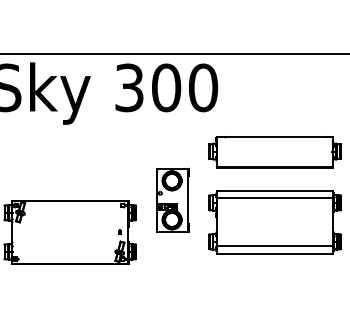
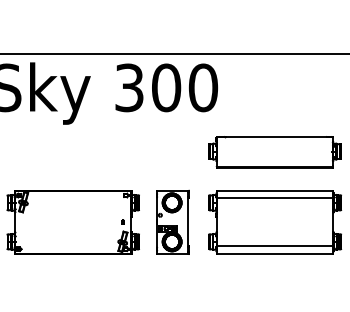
part position: (172, 199) -> (172, 221) (172, 221)
part position: (69, 232) -> (72, 222) (72, 222)
